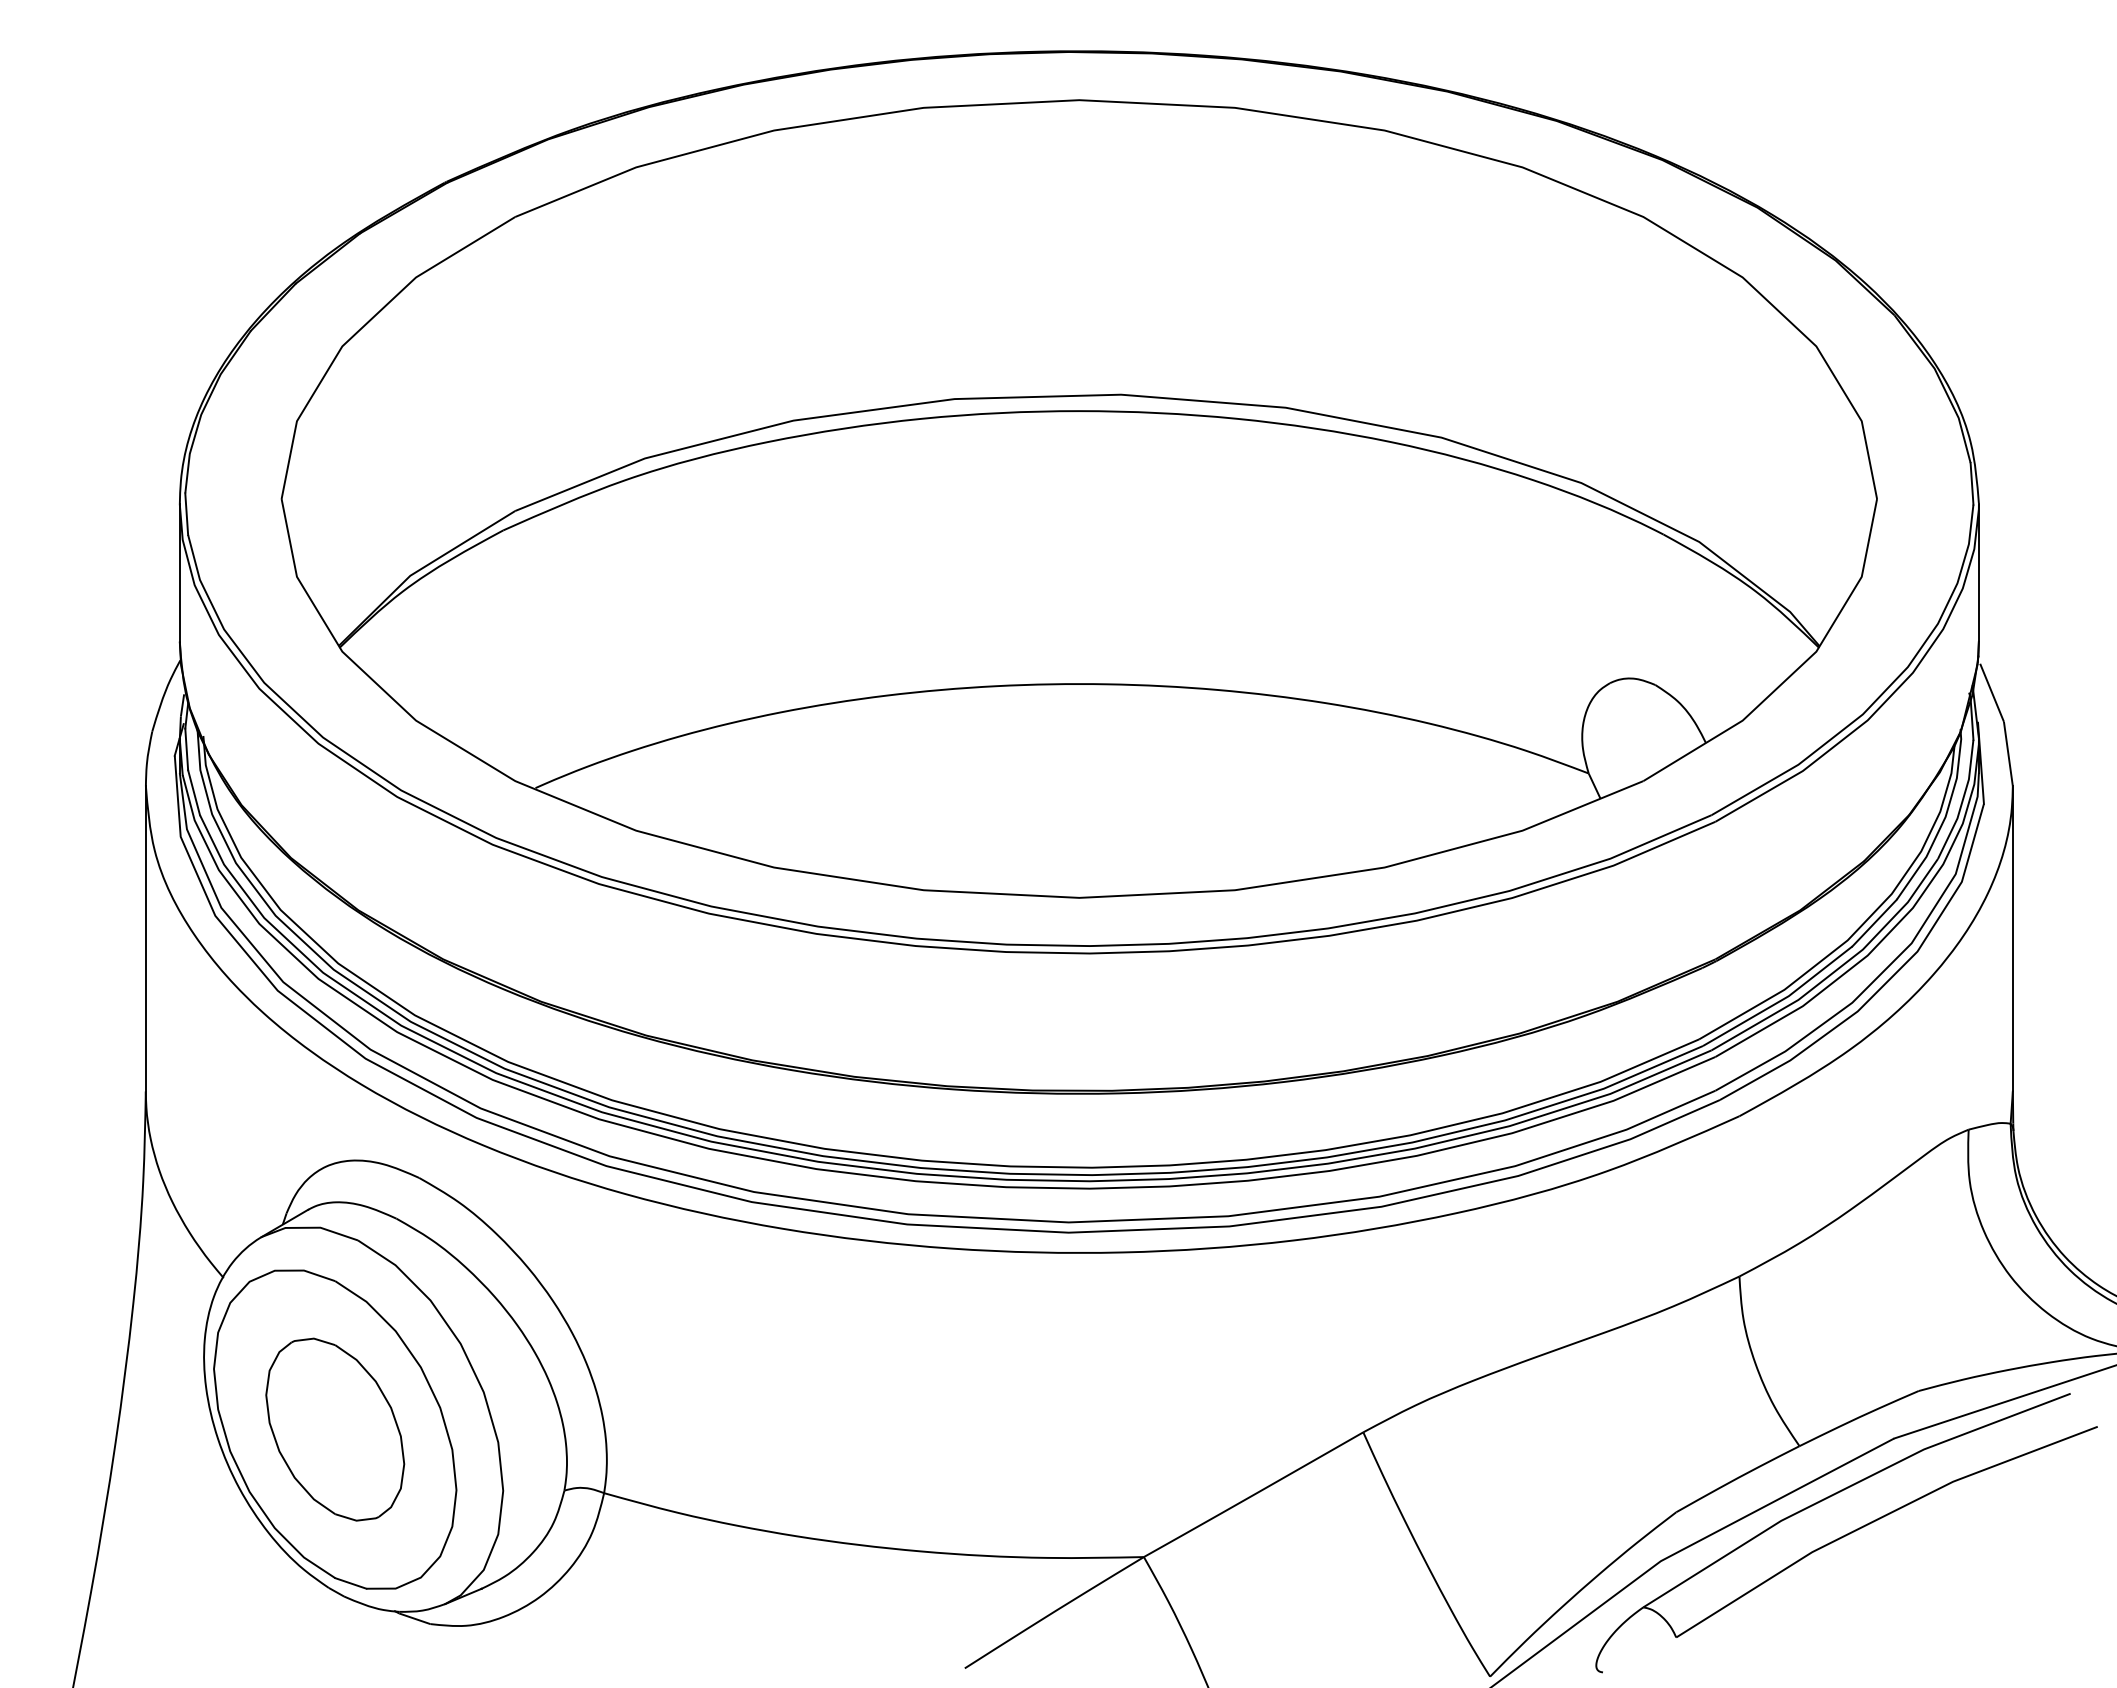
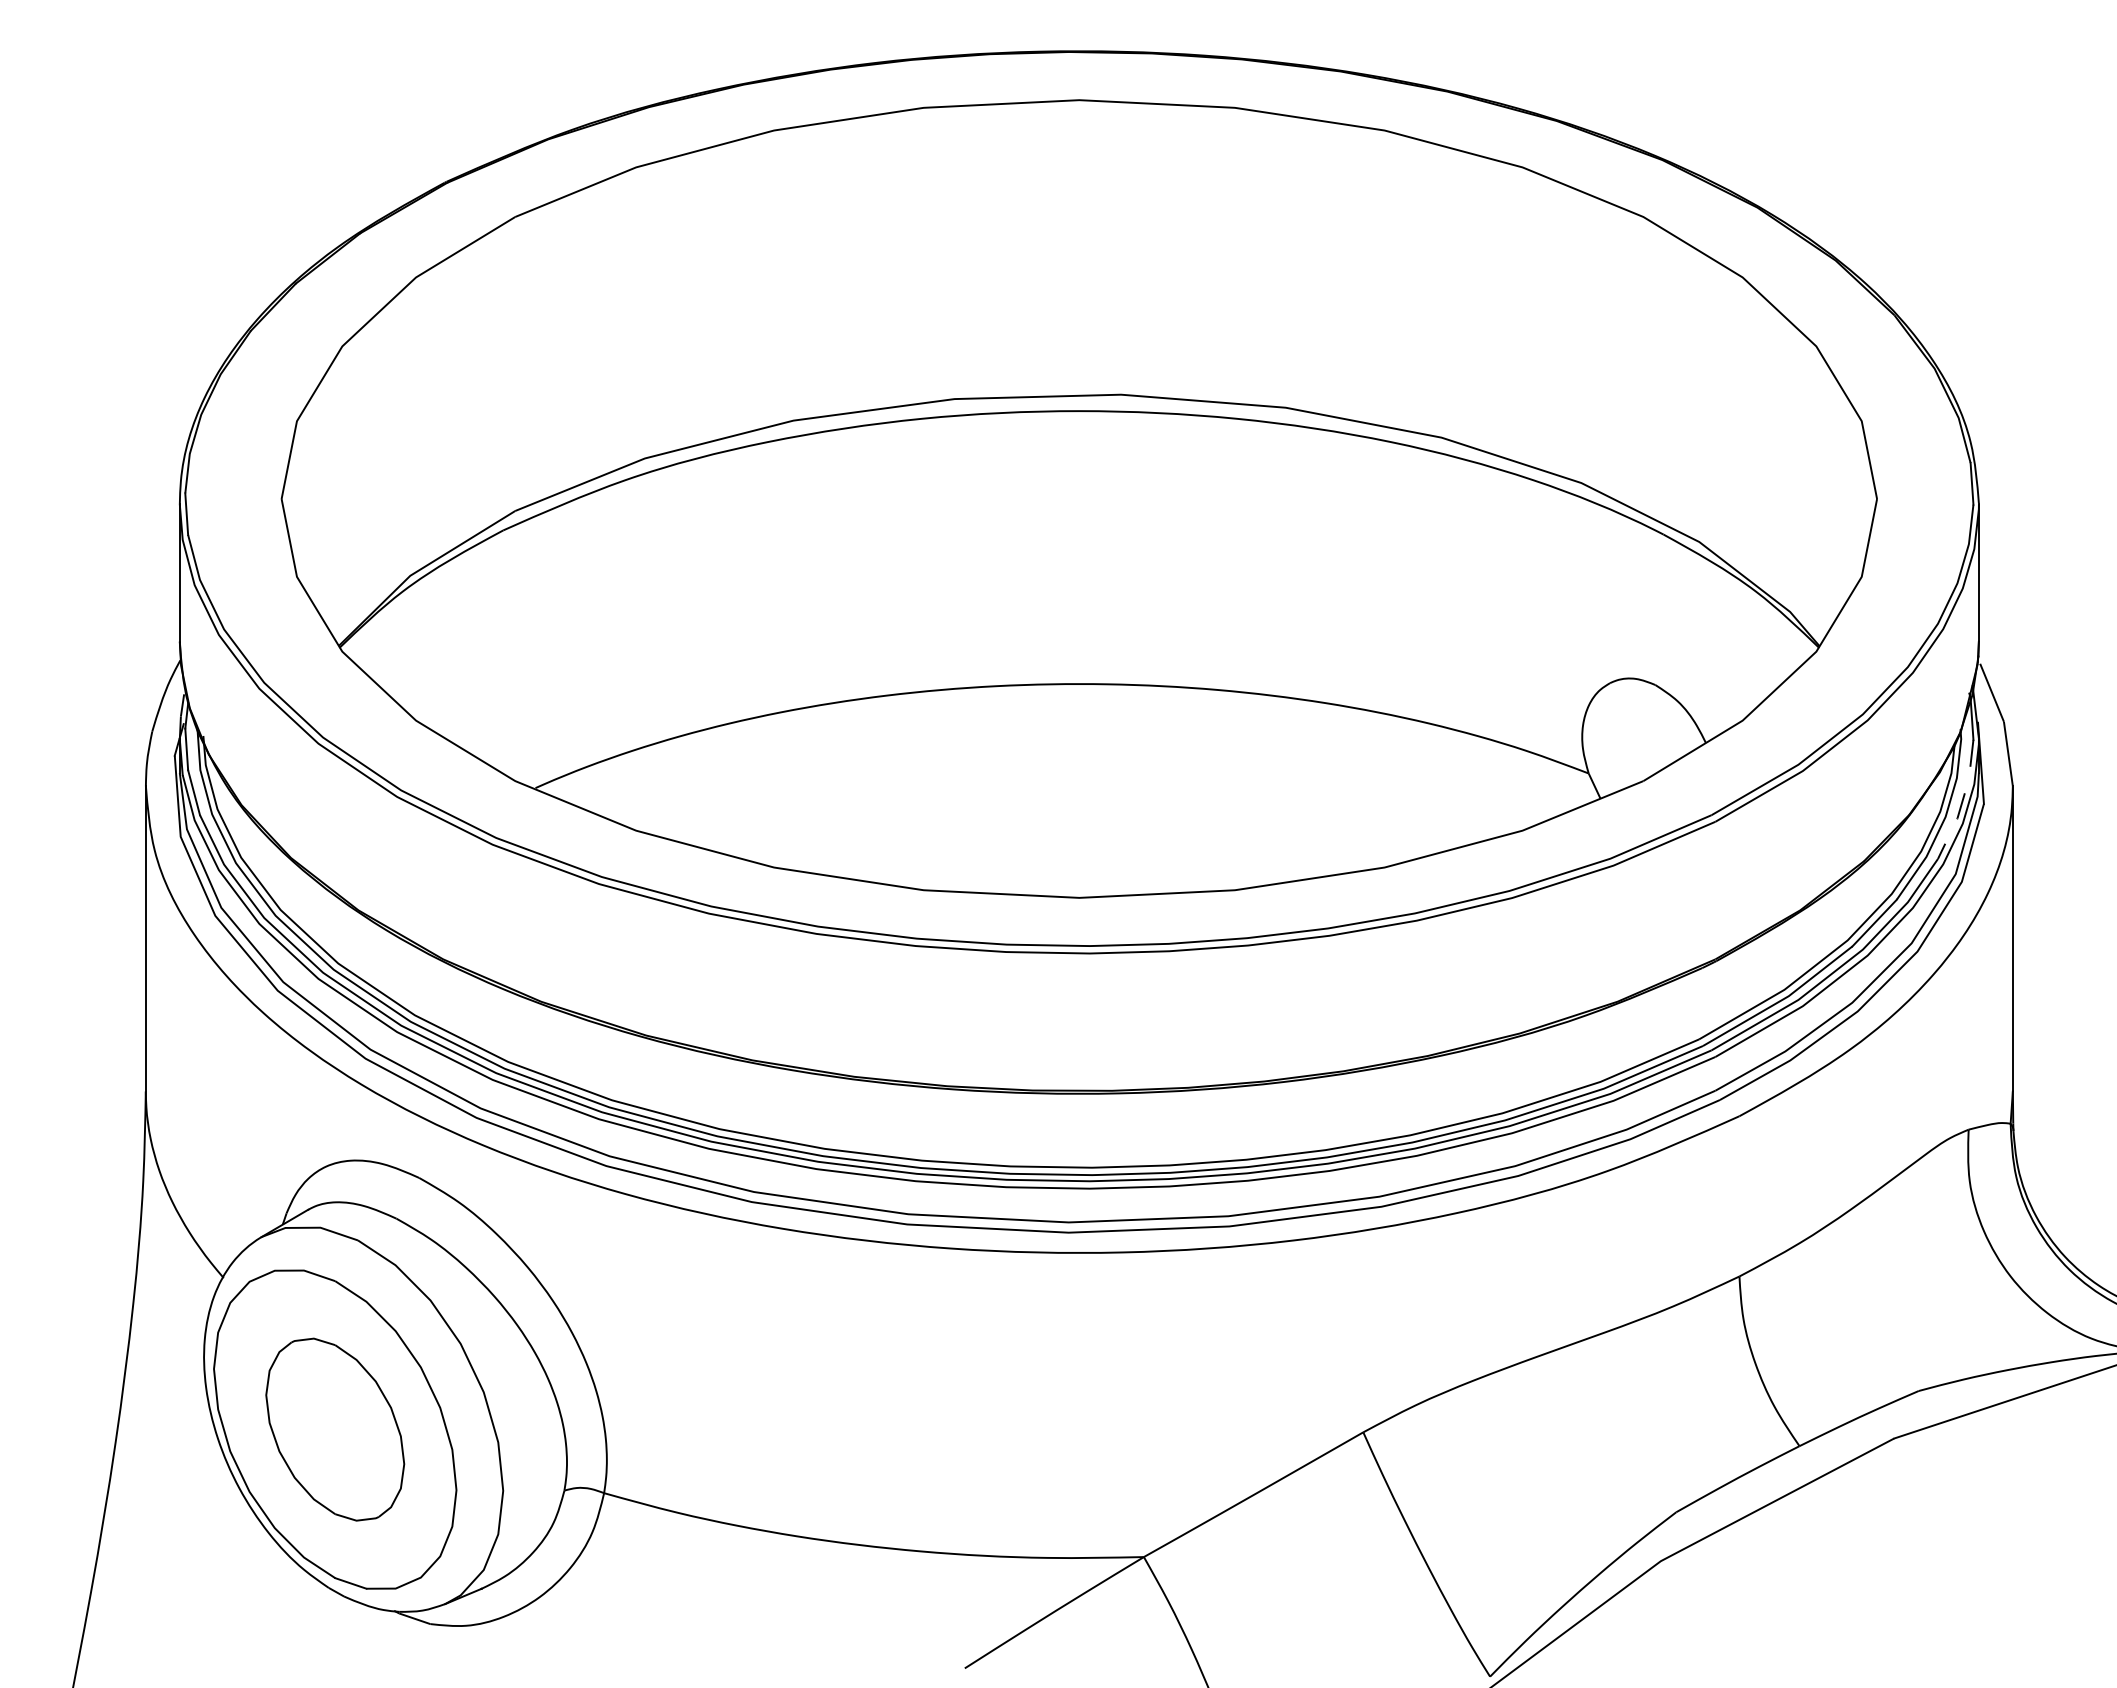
line: solid -> dashed (1962, 801)
part: present -> none (1846, 1533)
